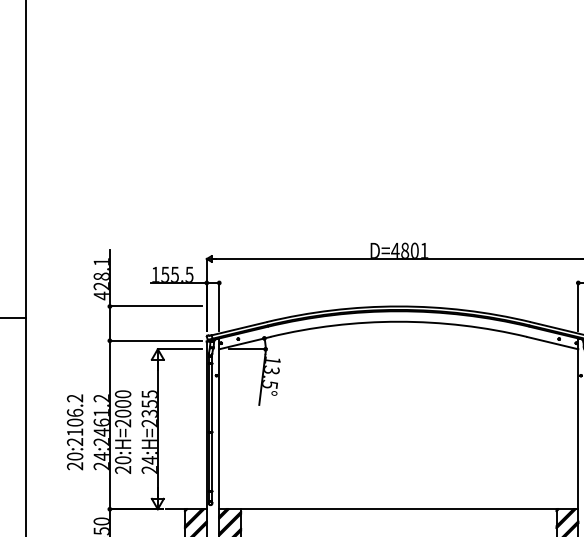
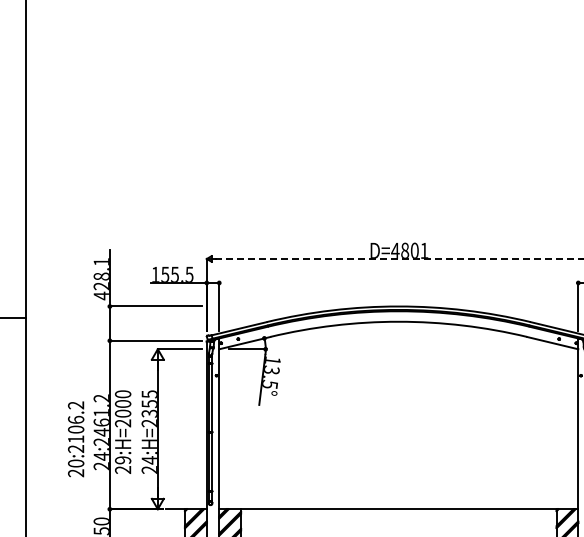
line: solid -> dashed (397, 258)
text position: (75, 432) -> (76, 439) (76, 439)
text: 20:H=2000 -> 29:H=2000 (123, 460)
